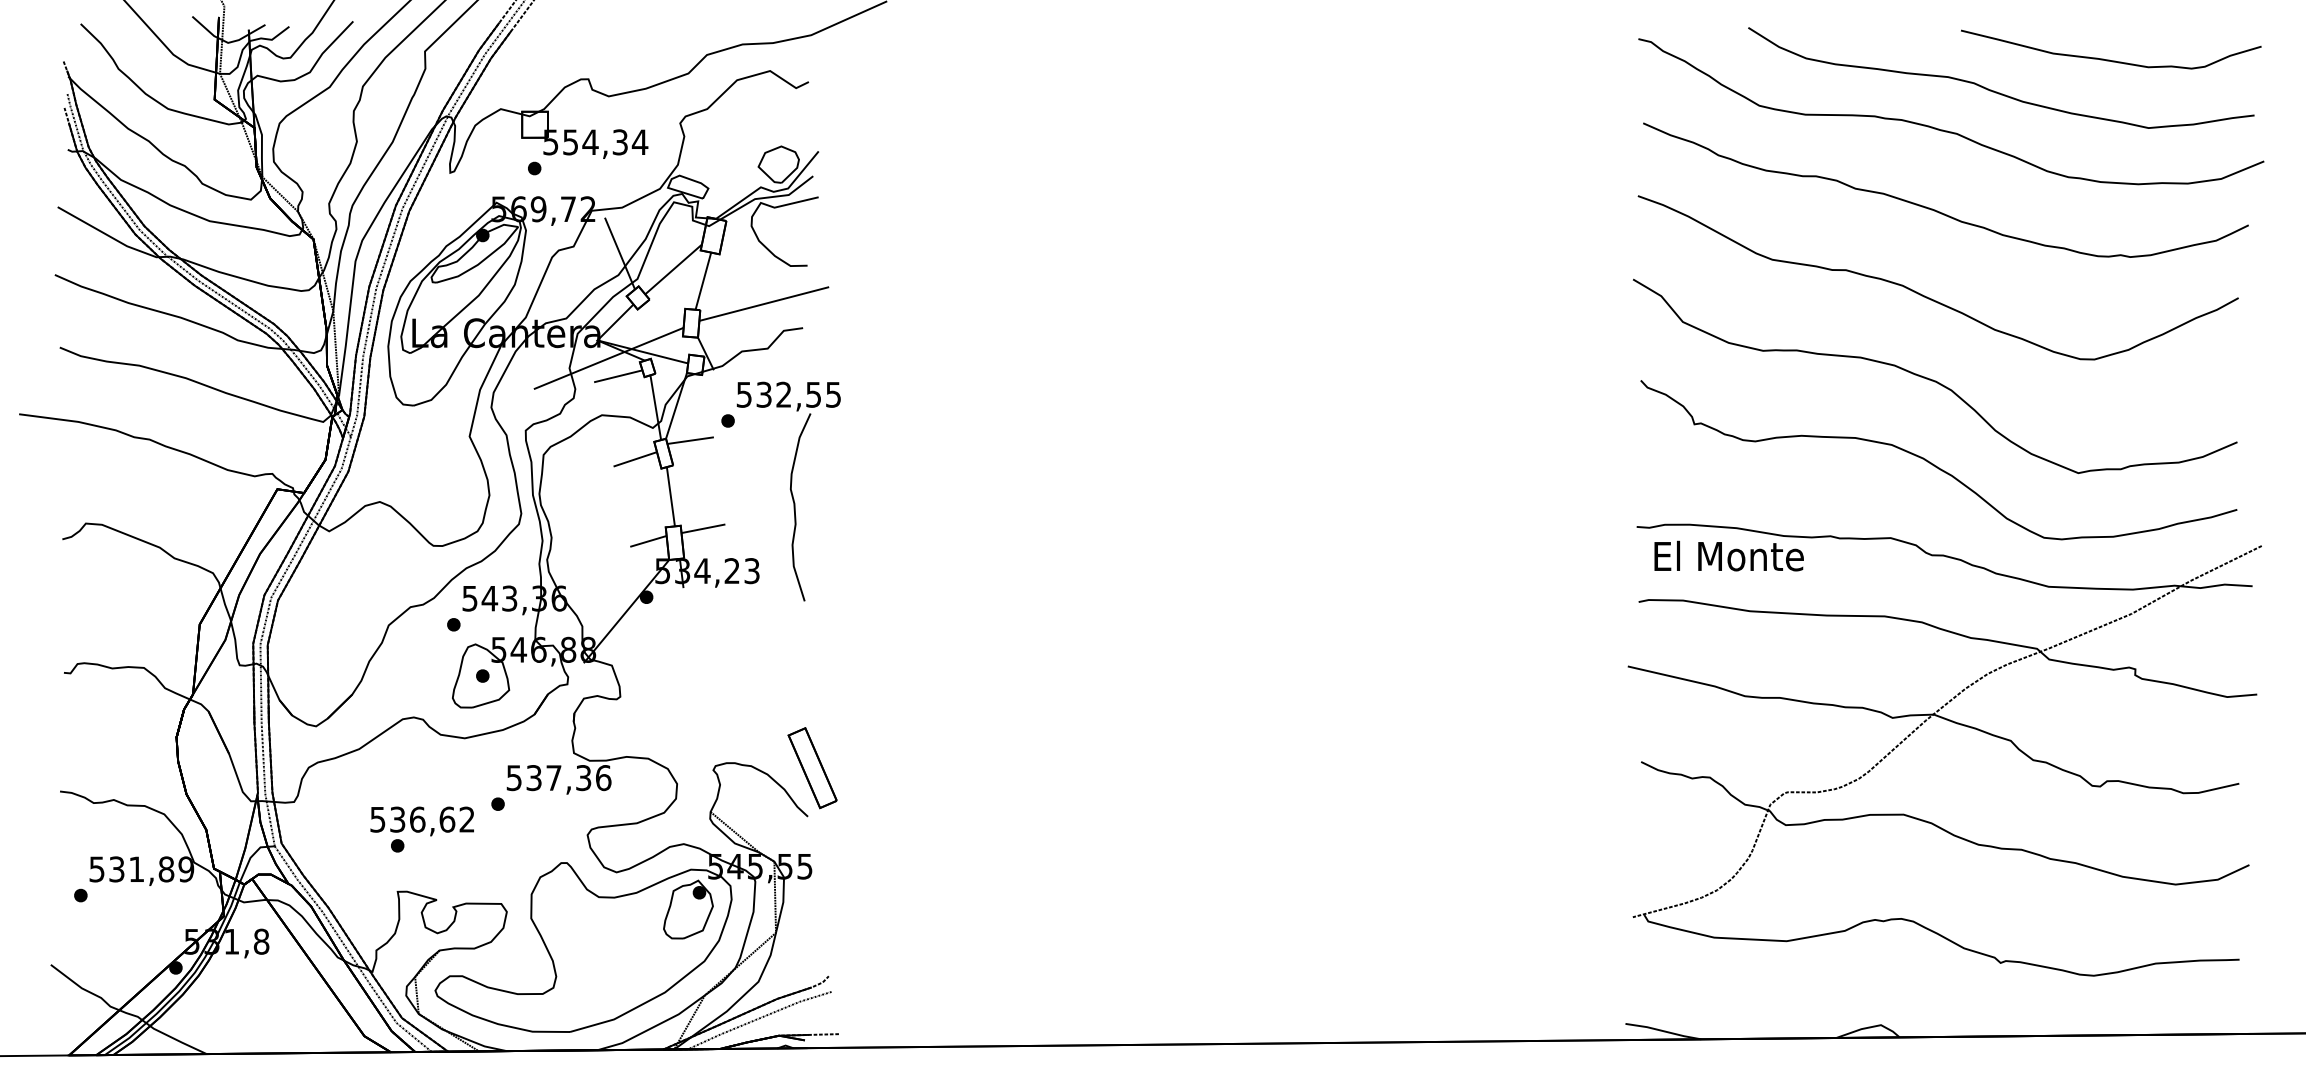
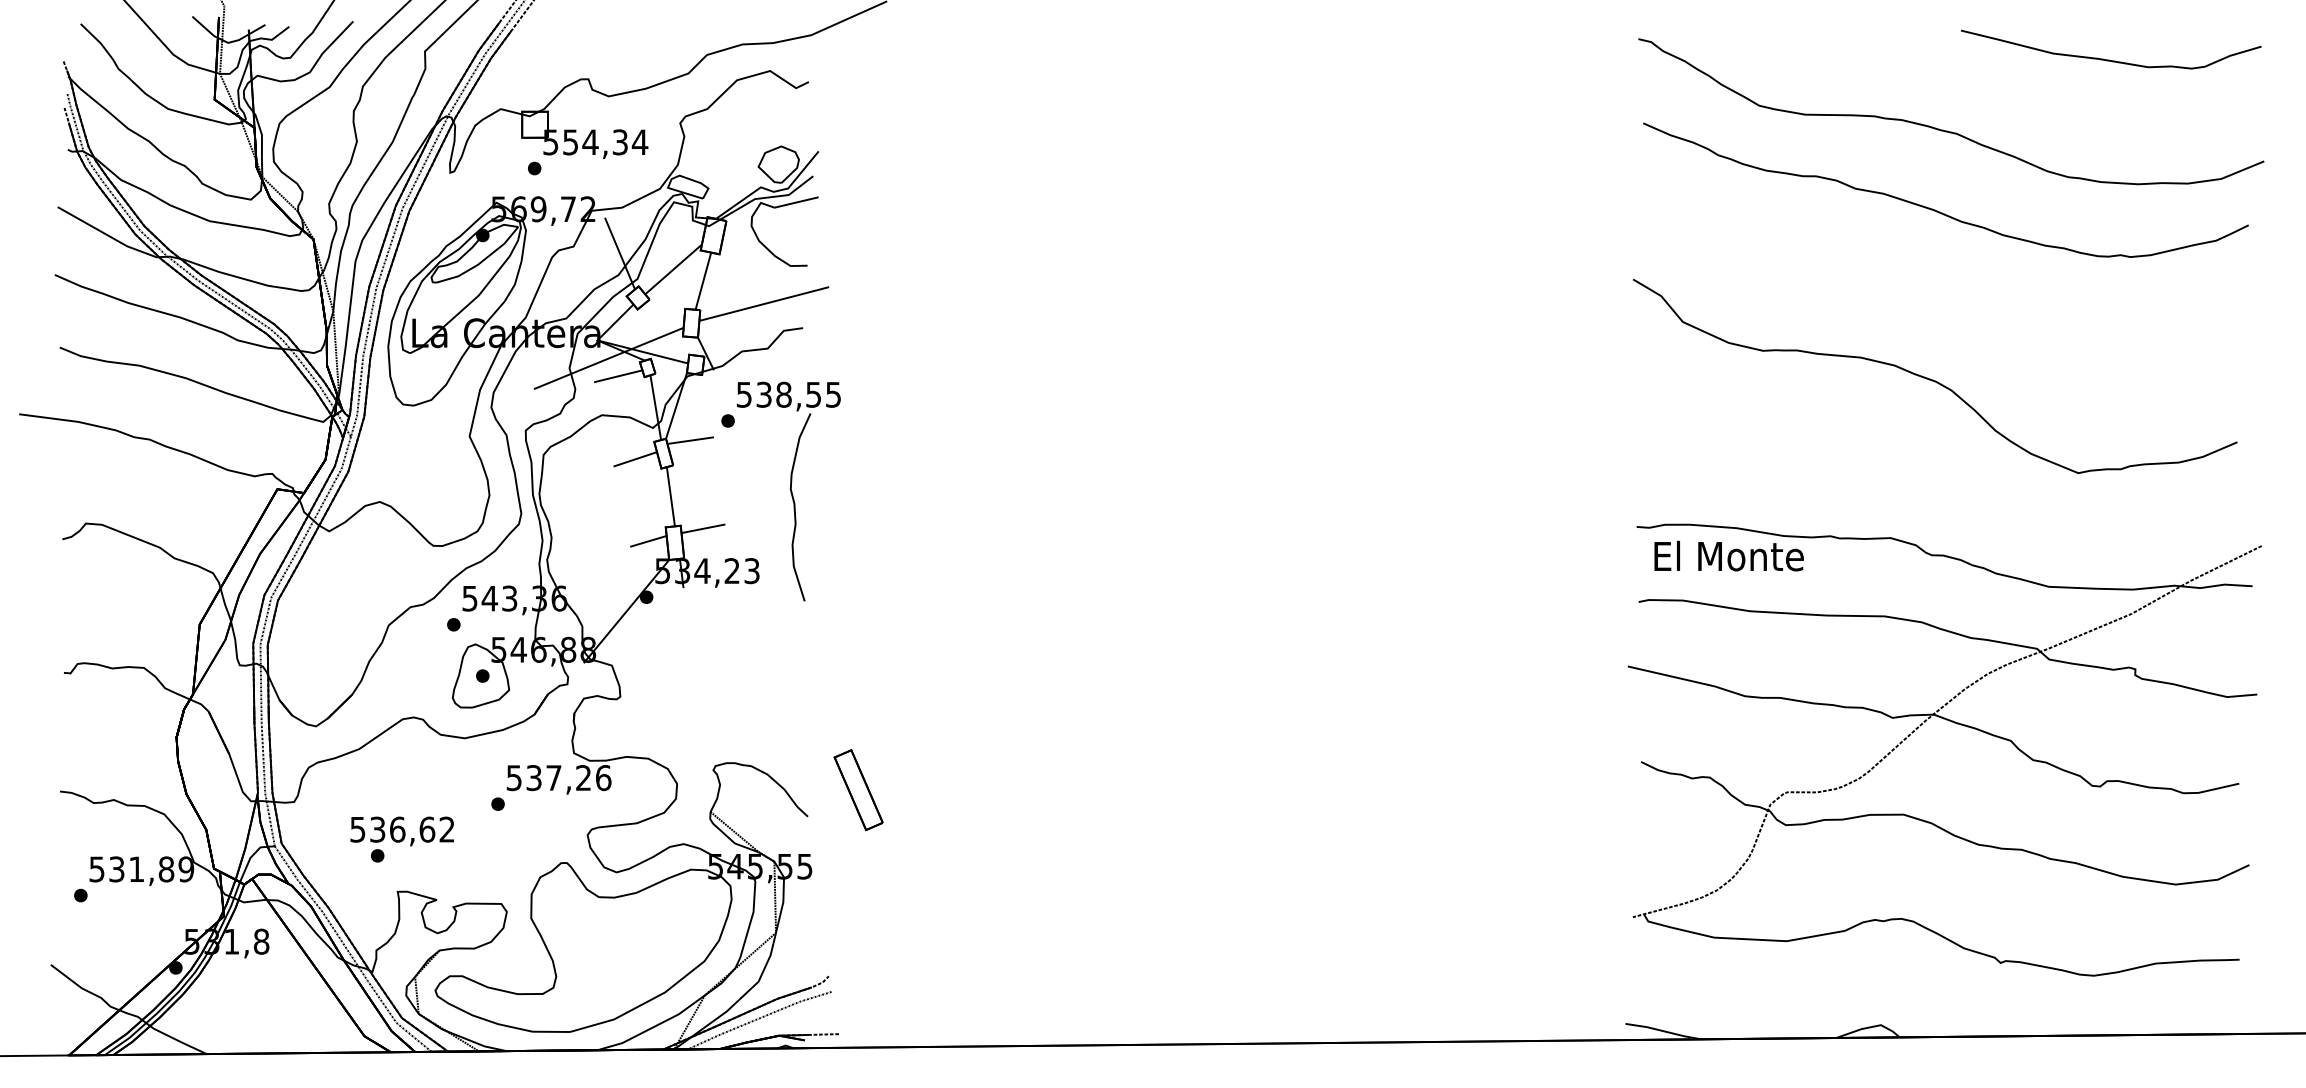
curve: present -> none (1997, 91)
curve: present -> none (1927, 296)
text: 532,55 -> 538,55 (783, 394)
curve: present -> none (1936, 465)
part position: (812, 768) -> (858, 790) (858, 790)
text: 537,36 -> 537,26 (583, 778)
text position: (421, 829) -> (401, 839) (401, 839)
part: present -> none (688, 909)
